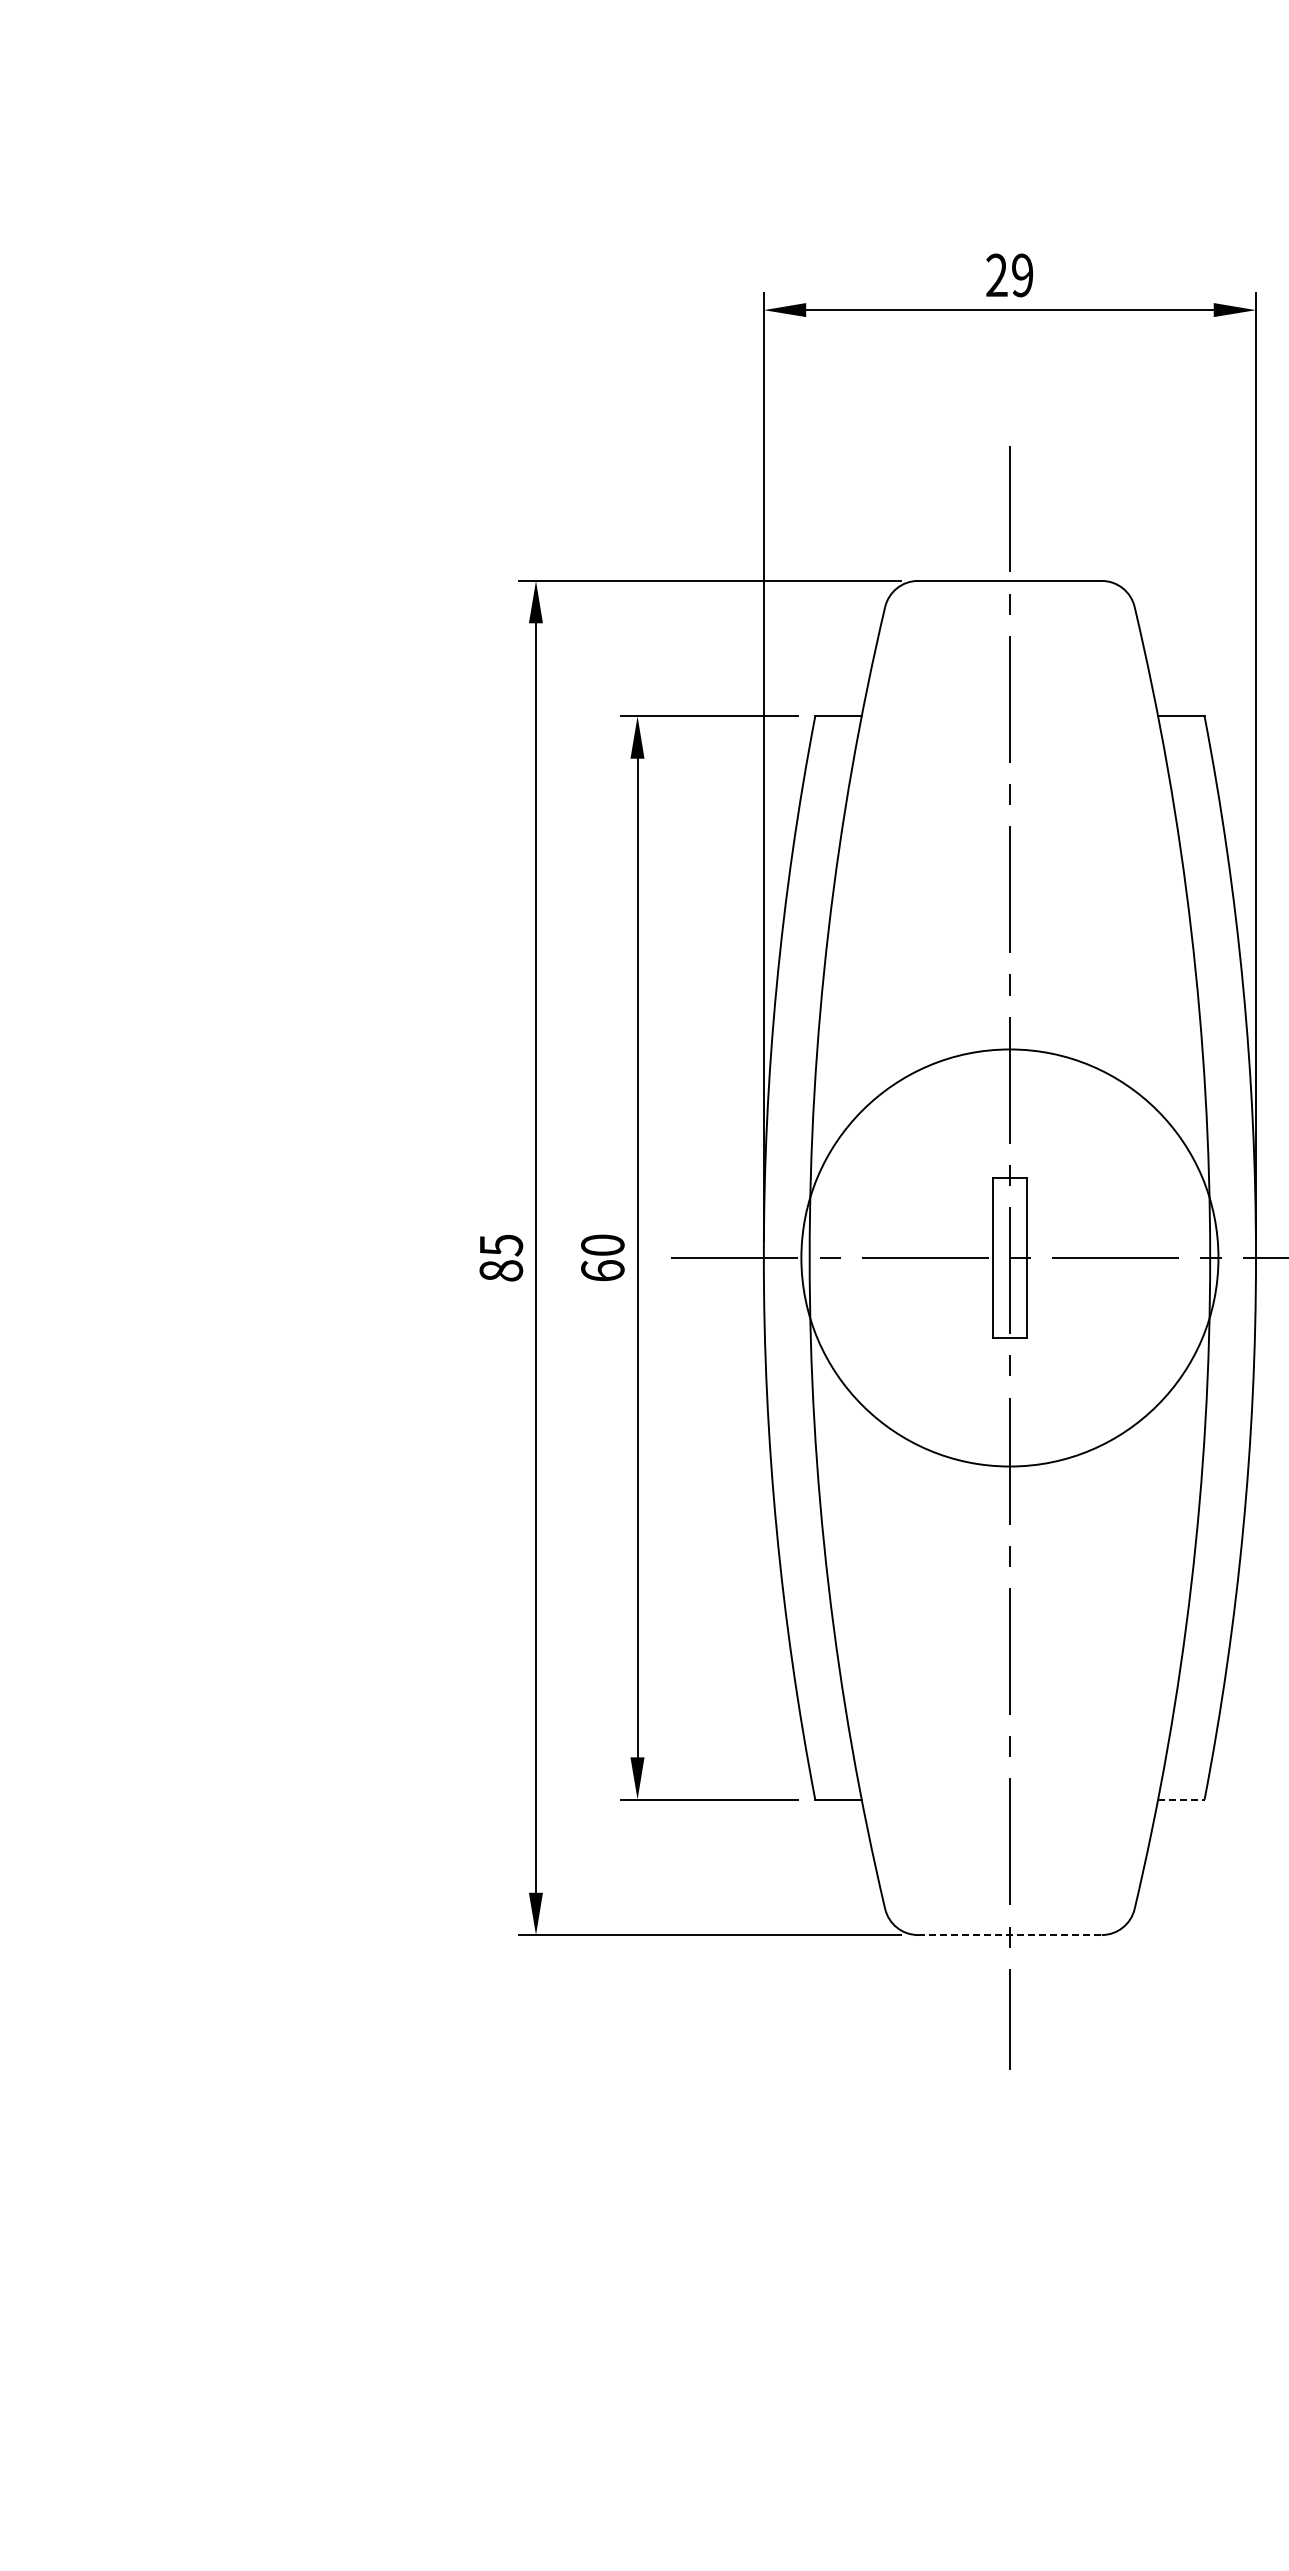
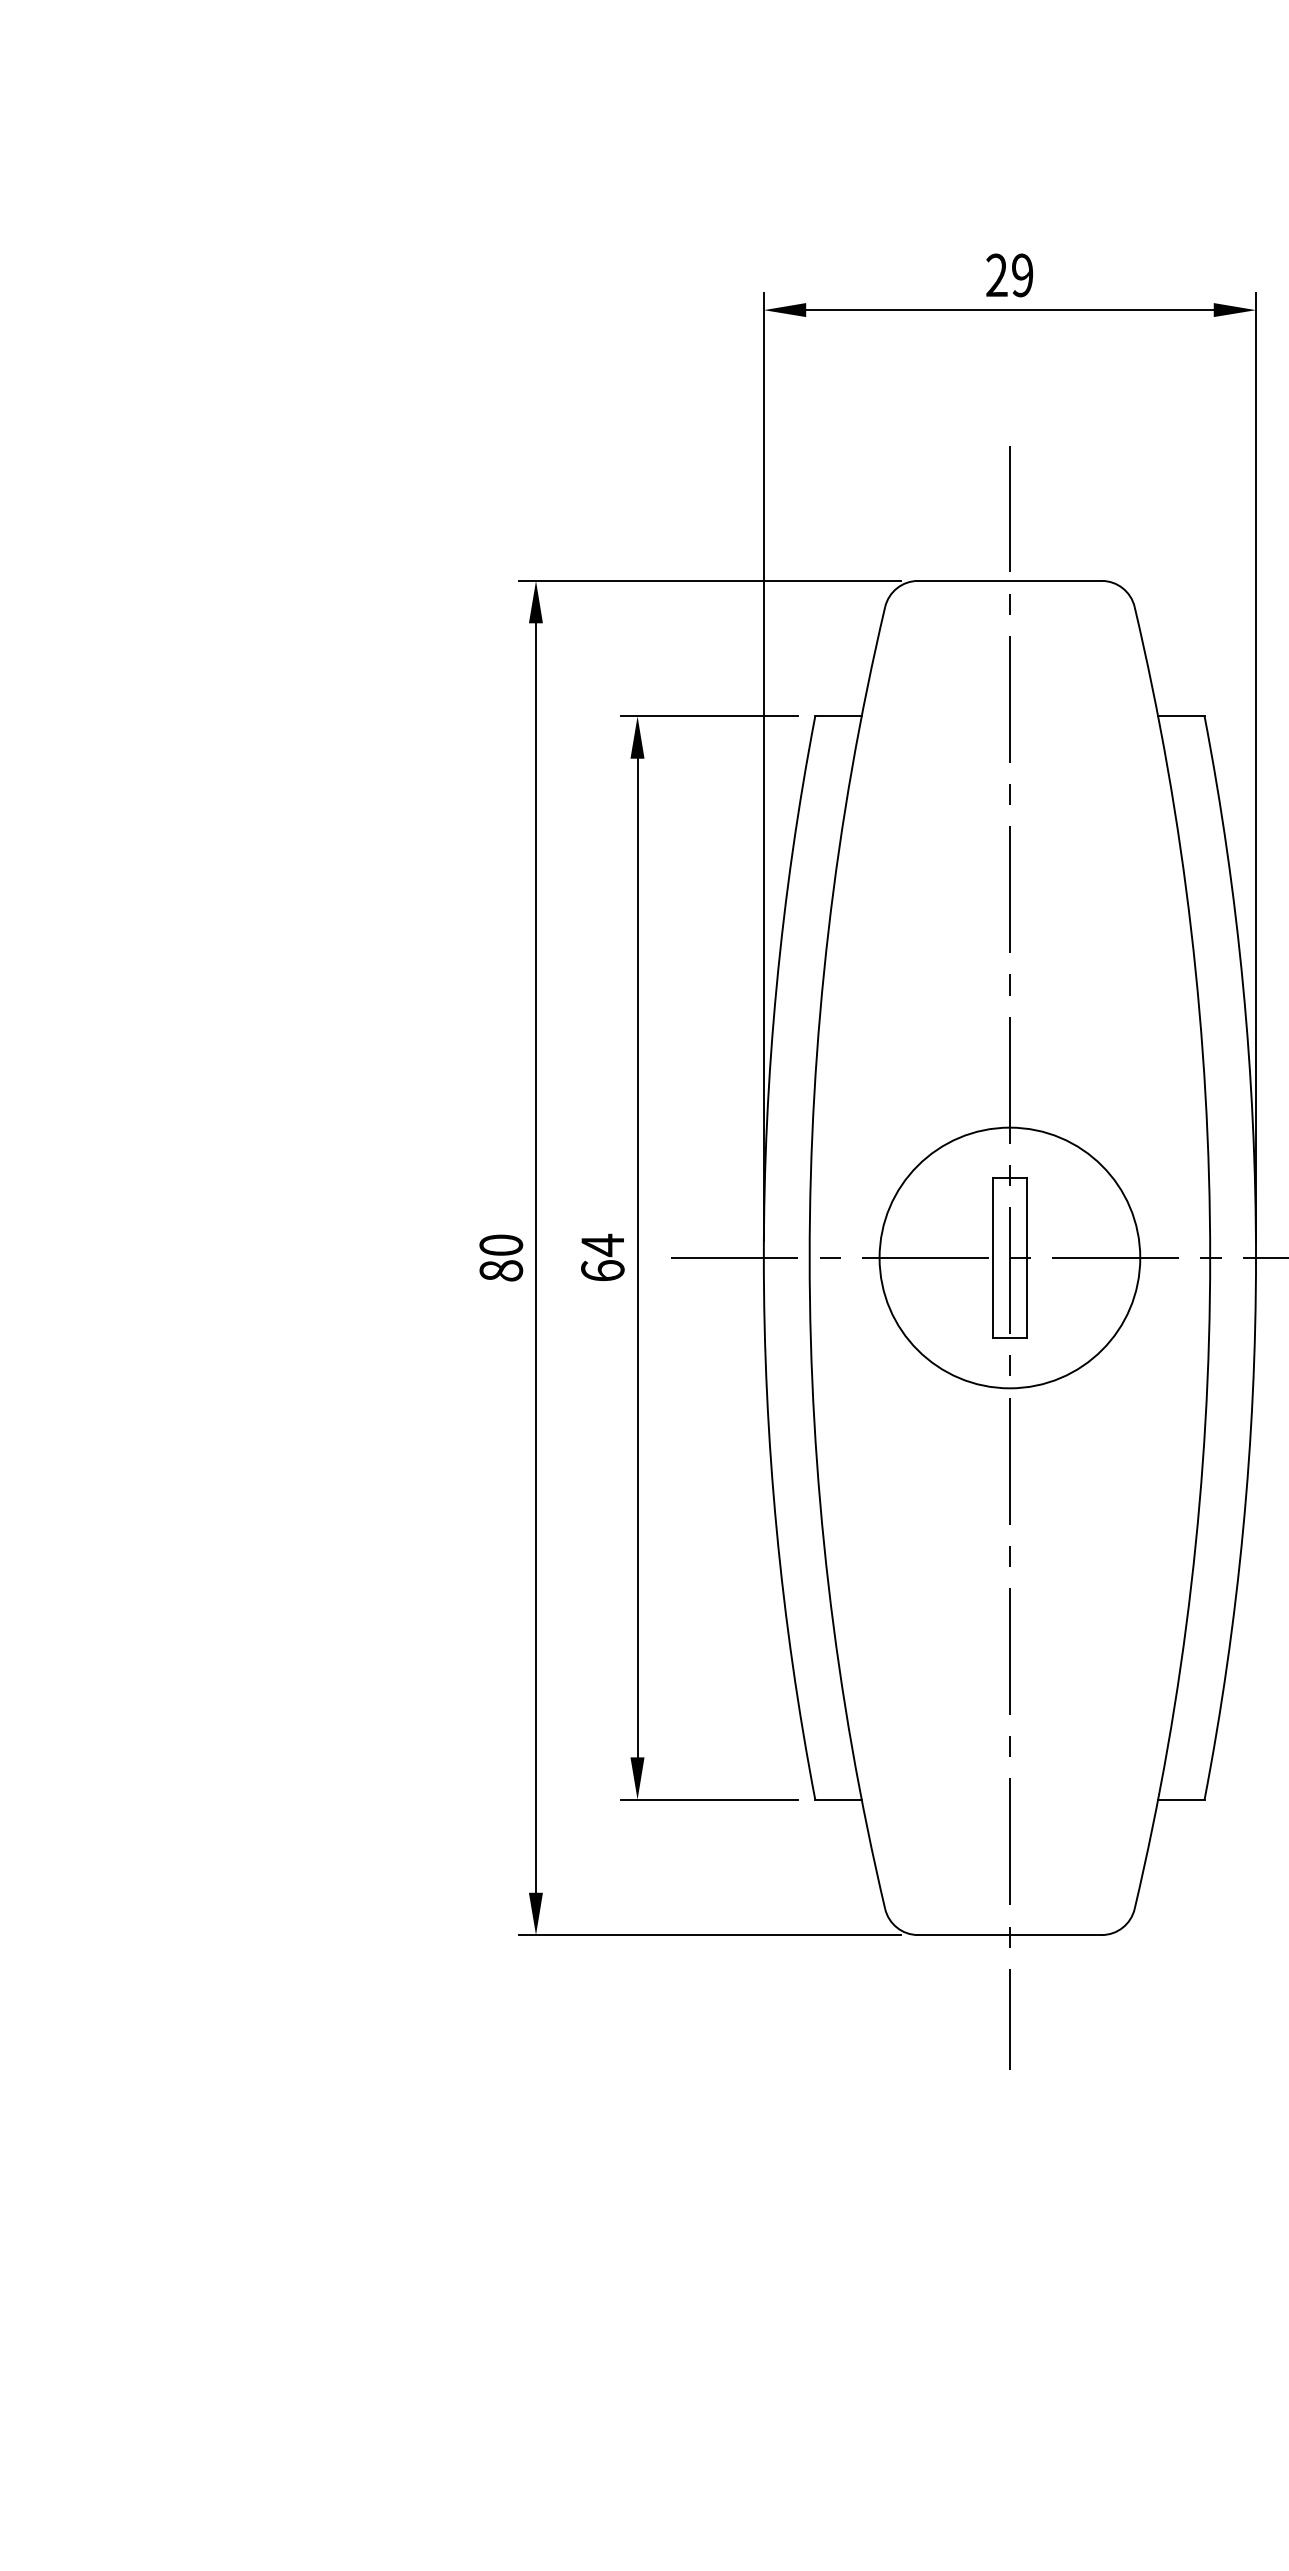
text: 85 -> 80 (501, 1245)
text: 60 -> 64 (602, 1245)
circle diameter: 417 px -> 261 px (1009, 1257)
line: dashed -> solid (1181, 1799)
line: dashed -> solid (1009, 1935)
